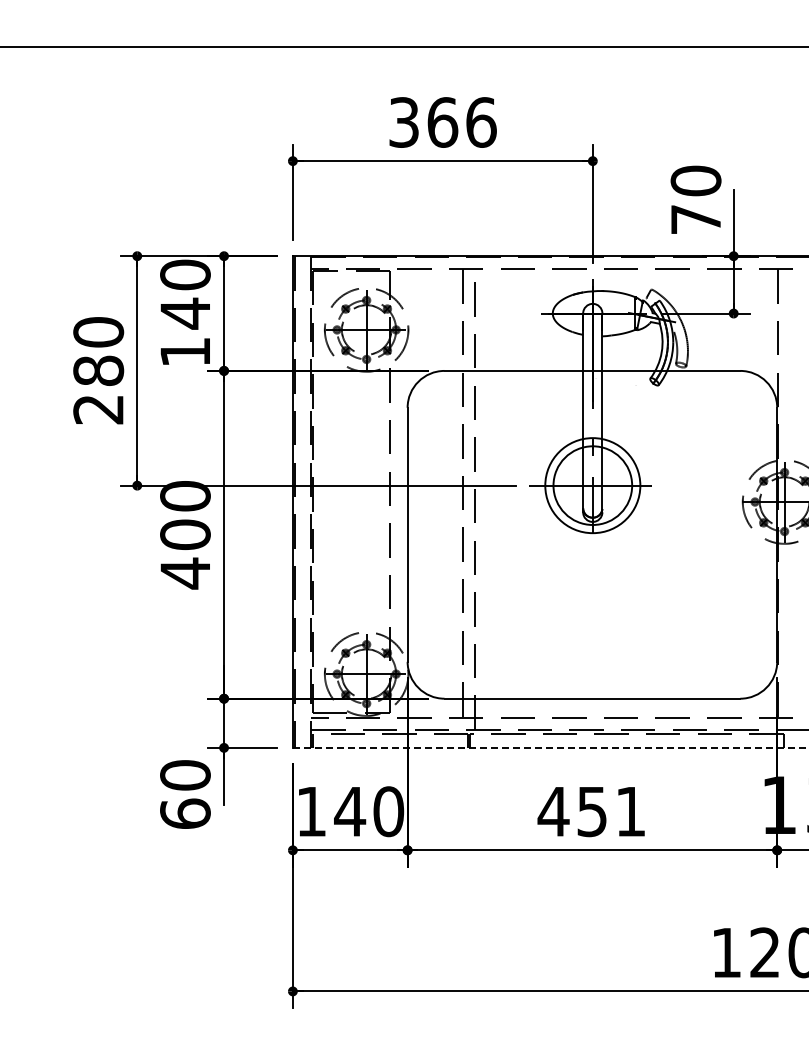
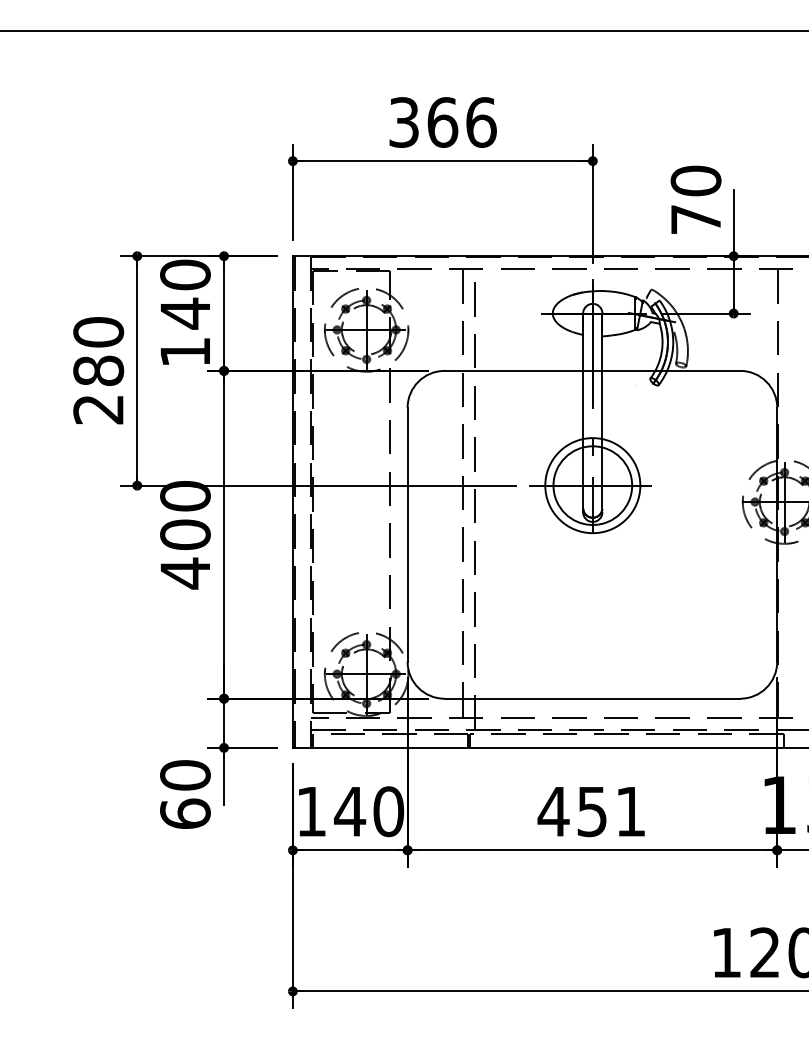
line position: (403, 47) -> (403, 31) (403, 31)
line: dashed -> solid (550, 747)
